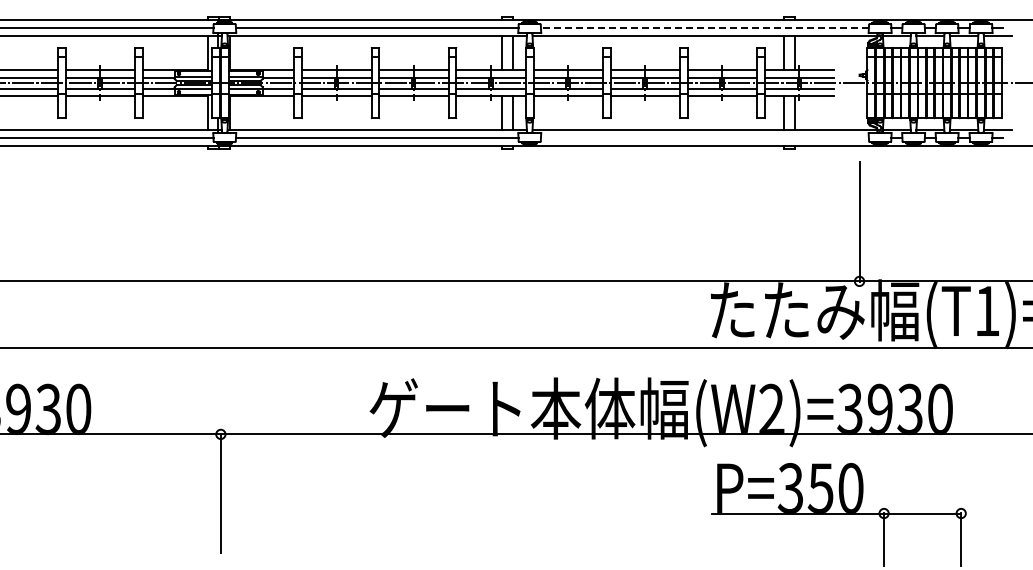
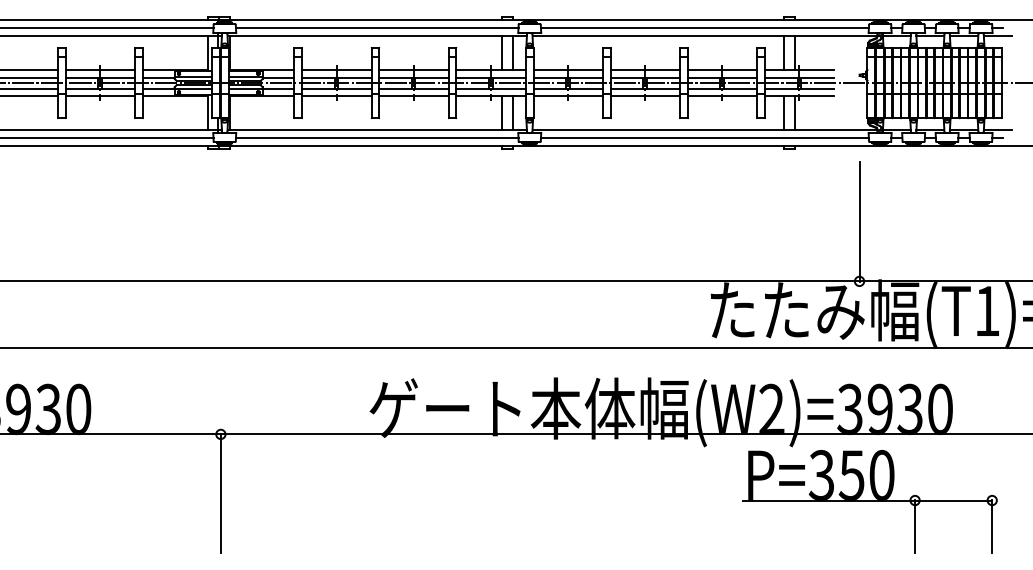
line: dashed -> solid (704, 27)
line: none -> present (704, 138)
part position: (838, 514) -> (869, 501) (869, 501)
